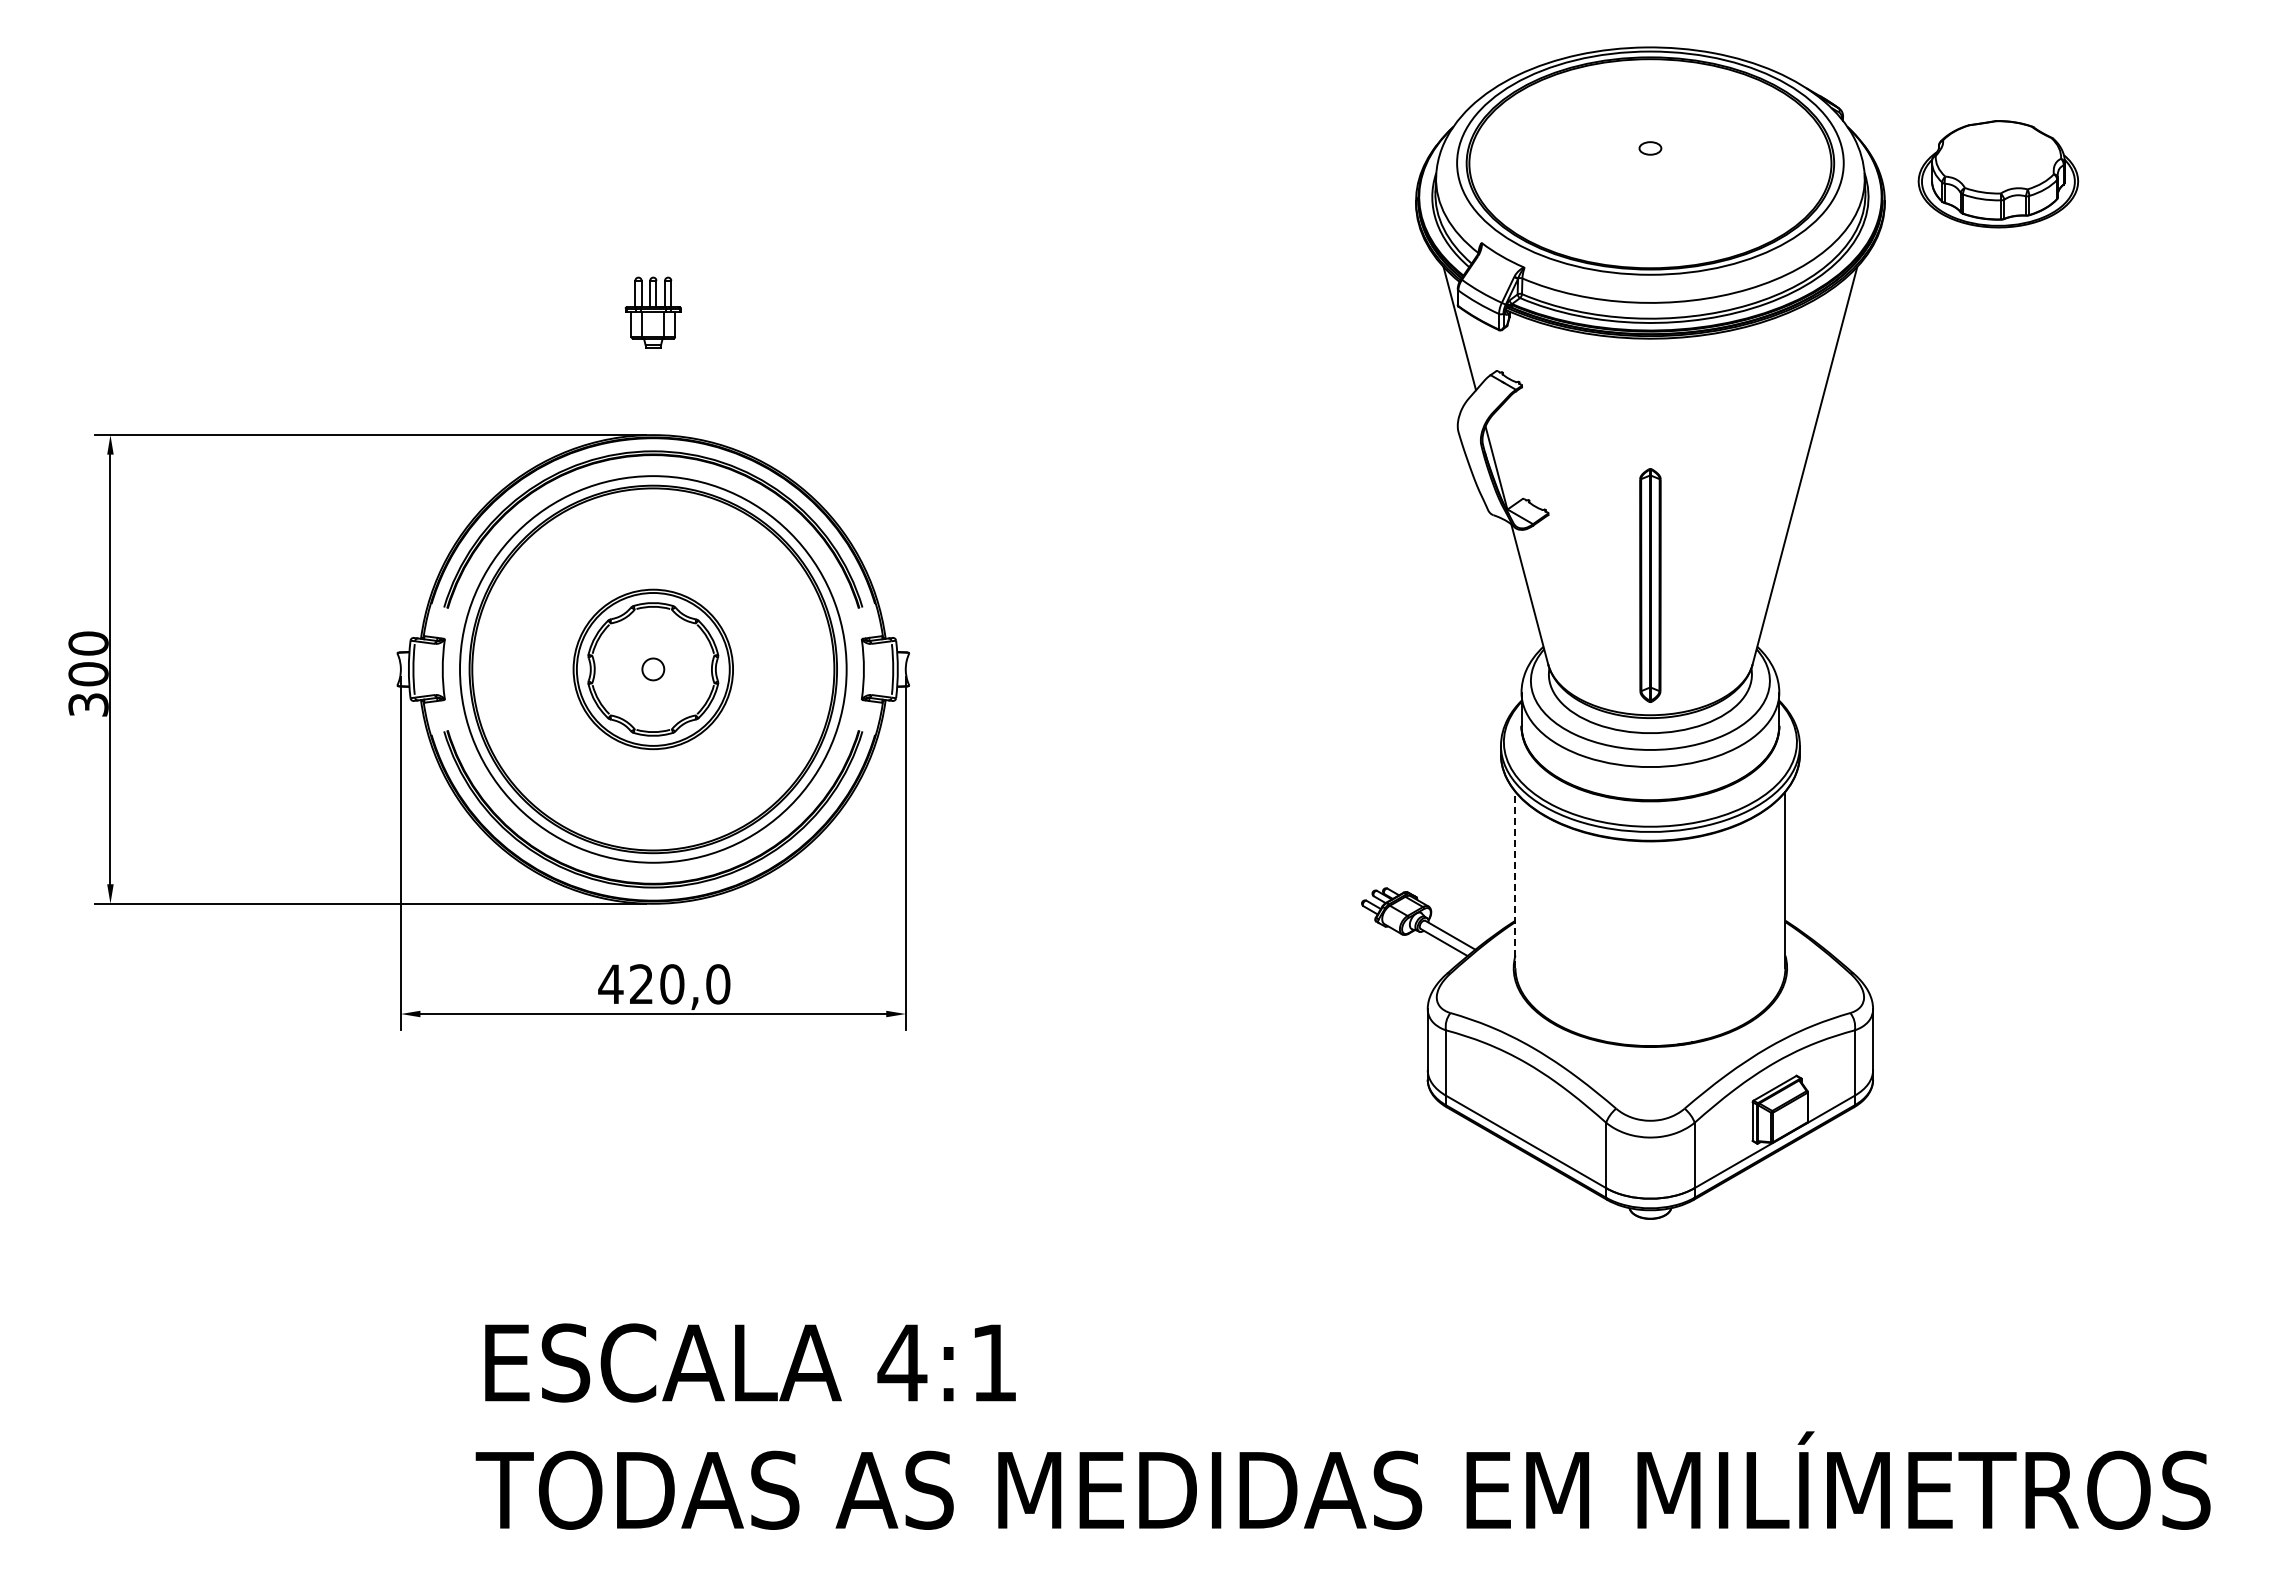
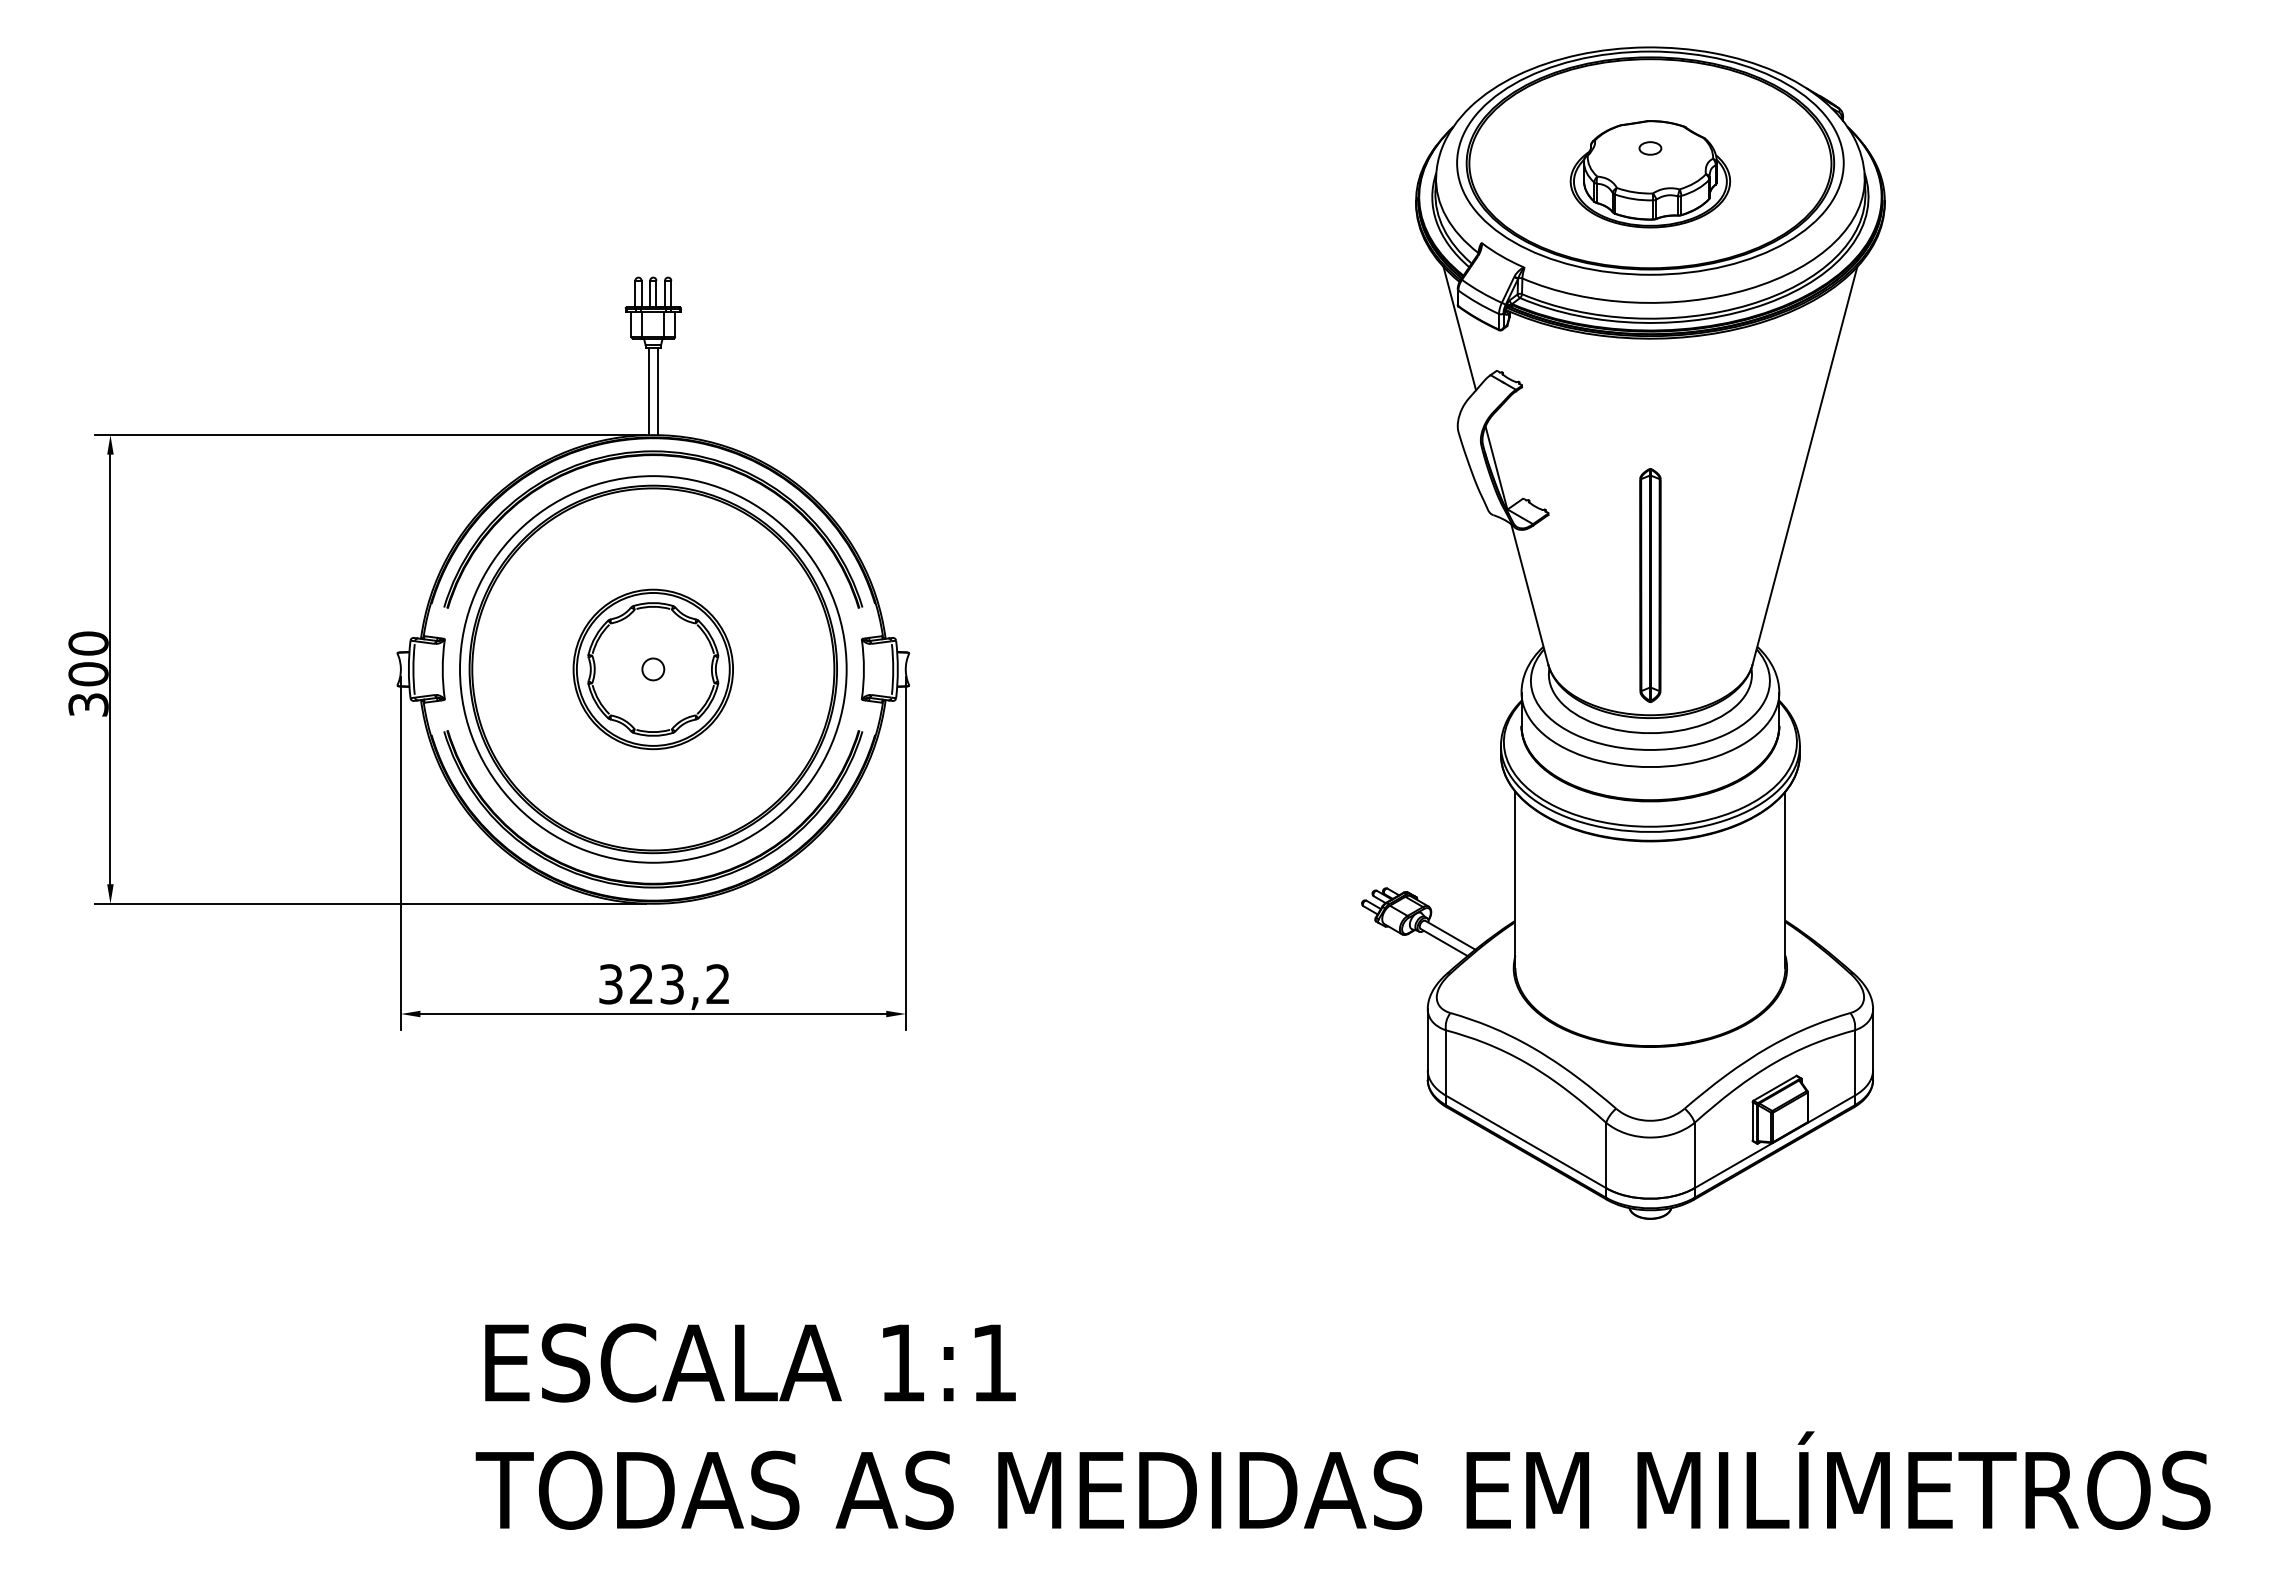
part position: (1998, 174) -> (1650, 174) (1650, 174)
line: none -> present (648, 391)
line: none -> present (658, 391)
line: dashed -> solid (1515, 879)
text: 420,0 -> 323,2 (664, 984)
text: 4:1 -> 1:1 (902, 1362)
